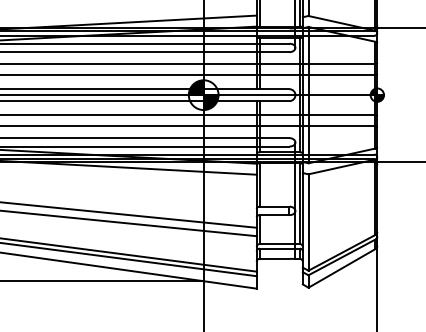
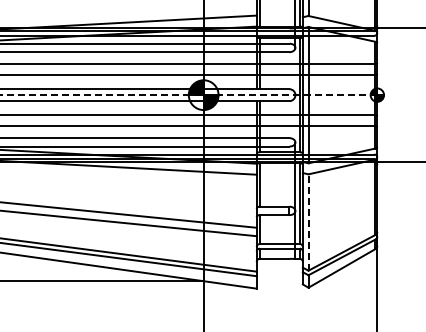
line: solid -> dashed (188, 95)
line: solid -> dashed (308, 222)
